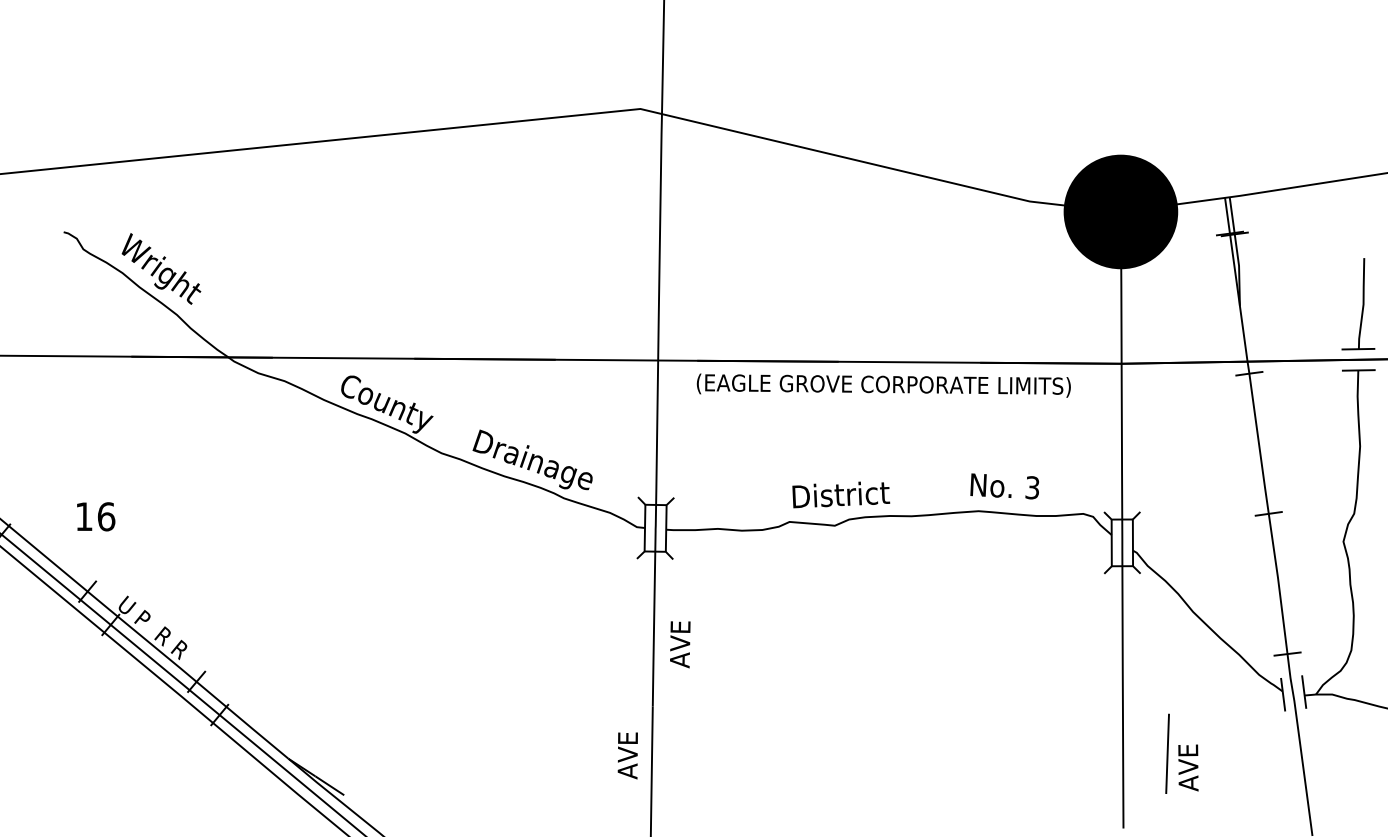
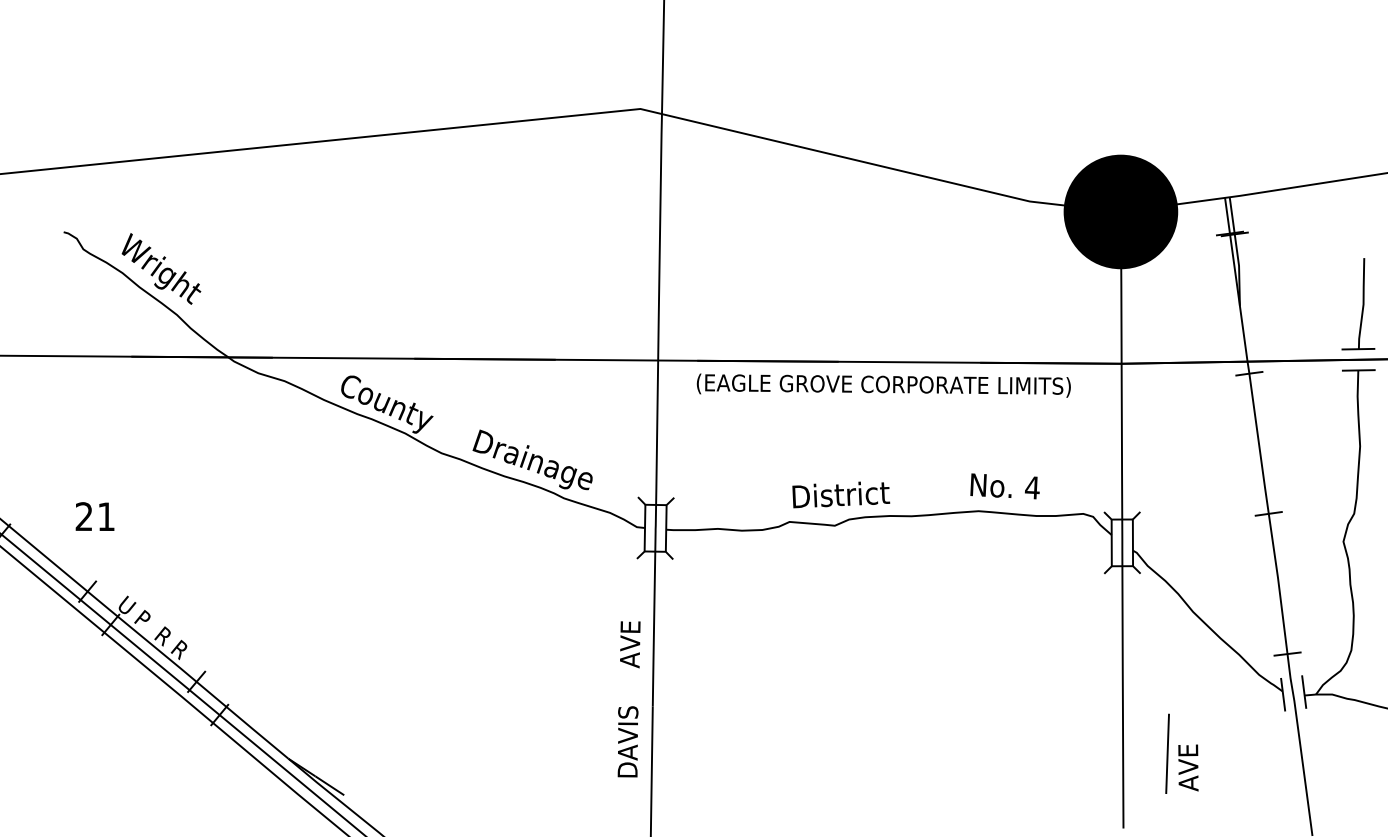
text: 3 -> 4 (1031, 487)
text: 16 -> 21 (95, 516)
text position: (680, 644) -> (630, 644) (630, 644)
text: AVE -> DAVIS (627, 742)
